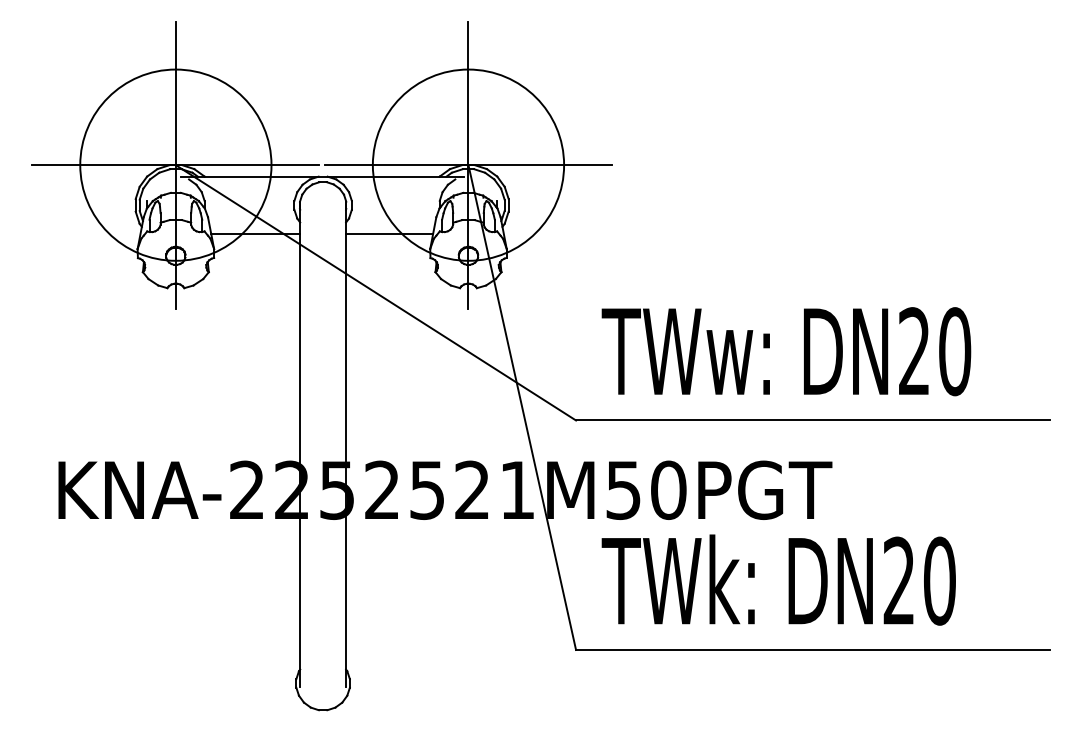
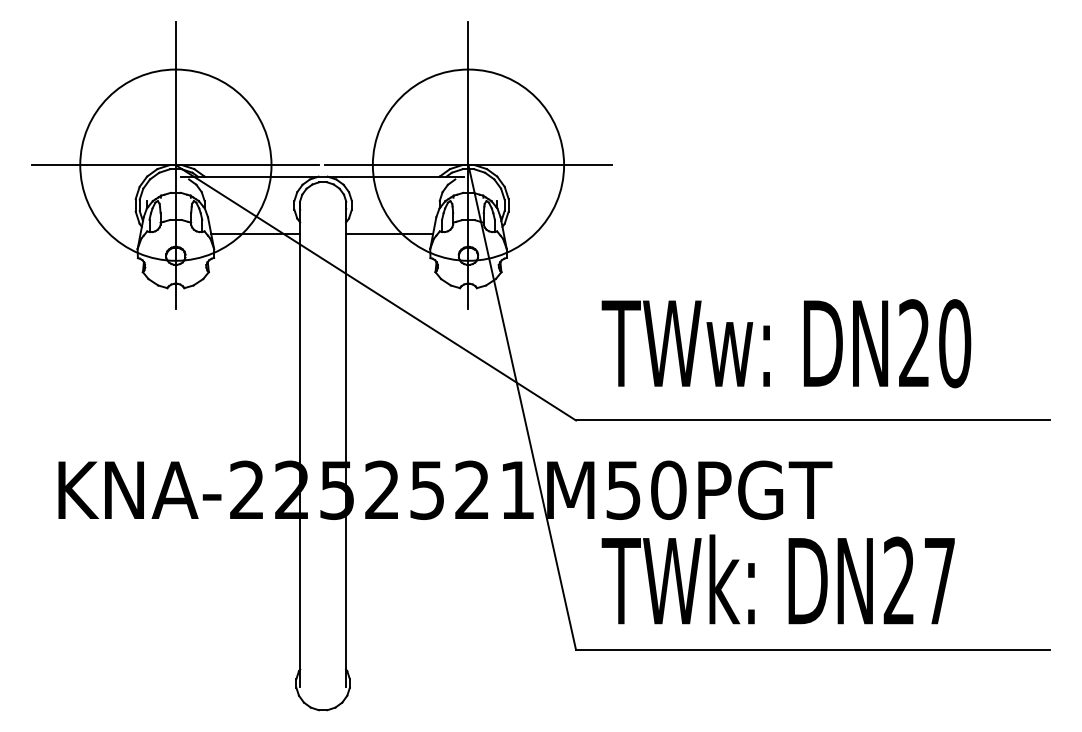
text position: (786, 351) -> (786, 343) (786, 343)
text: DN20 -> DN27 (939, 580)
